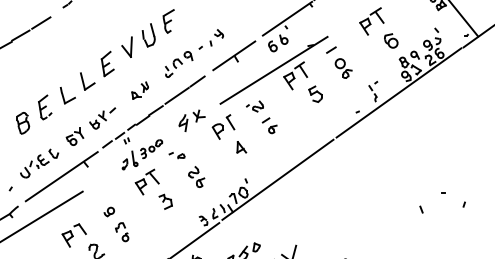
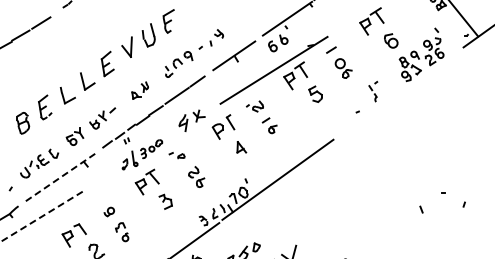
line: present -> none (398, 92)
line: solid -> dashed (61, 176)
line: solid -> dashed (41, 217)
